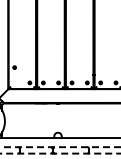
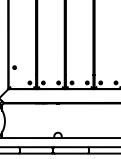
line: dashed -> solid (60, 147)
line: dashed -> solid (60, 153)
